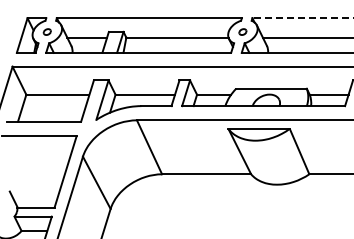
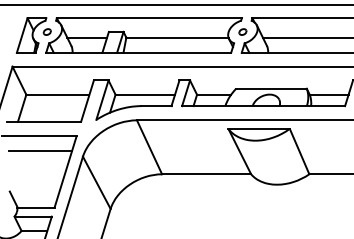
line: none -> present (176, 5)
line: dashed -> solid (302, 18)
line: none -> present (40, 150)
